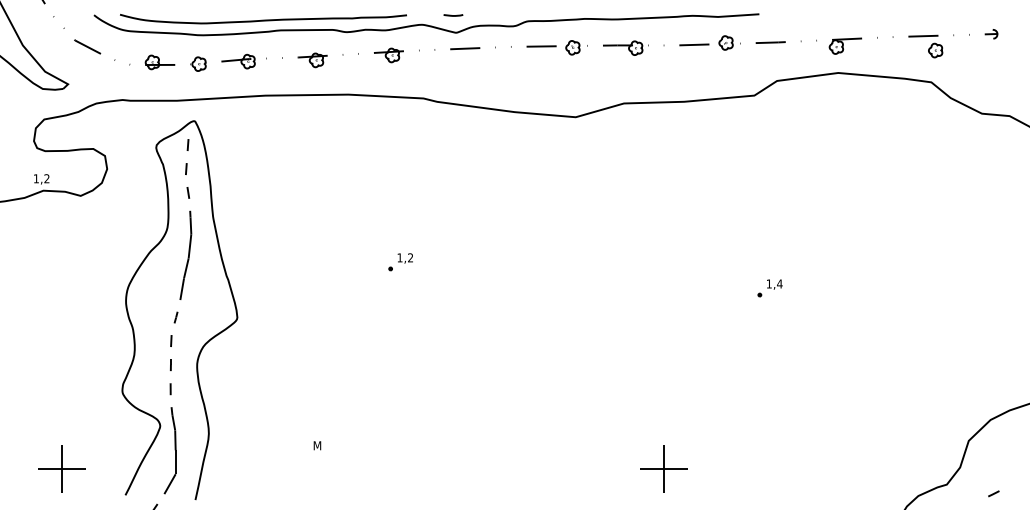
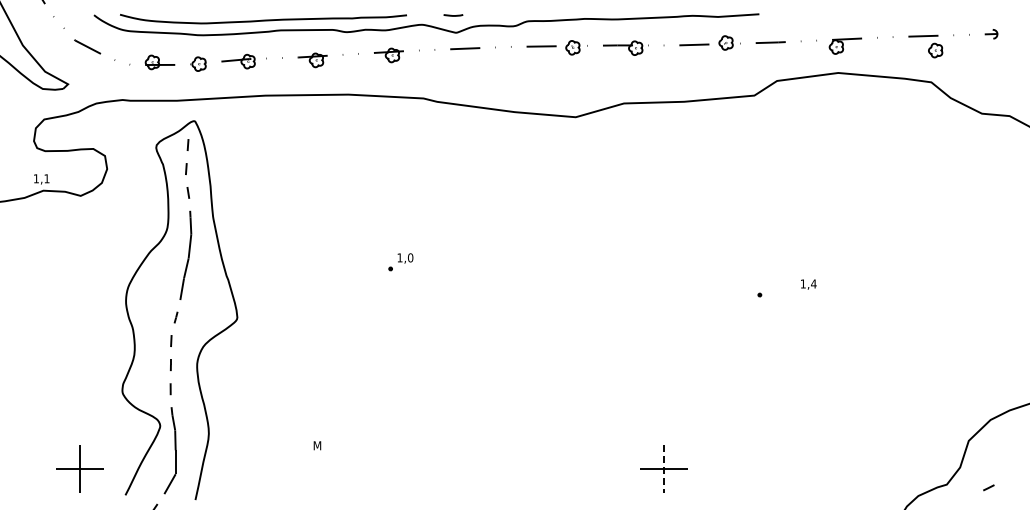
text: 1,2 -> 1,1 (46, 178)
text: 1,2 -> 1,0 (410, 257)
text position: (774, 284) -> (808, 284) (808, 284)
part position: (61, 468) -> (79, 468) (79, 468)
line: solid -> dashed (663, 469)
line position: (993, 493) -> (988, 487) (988, 487)
